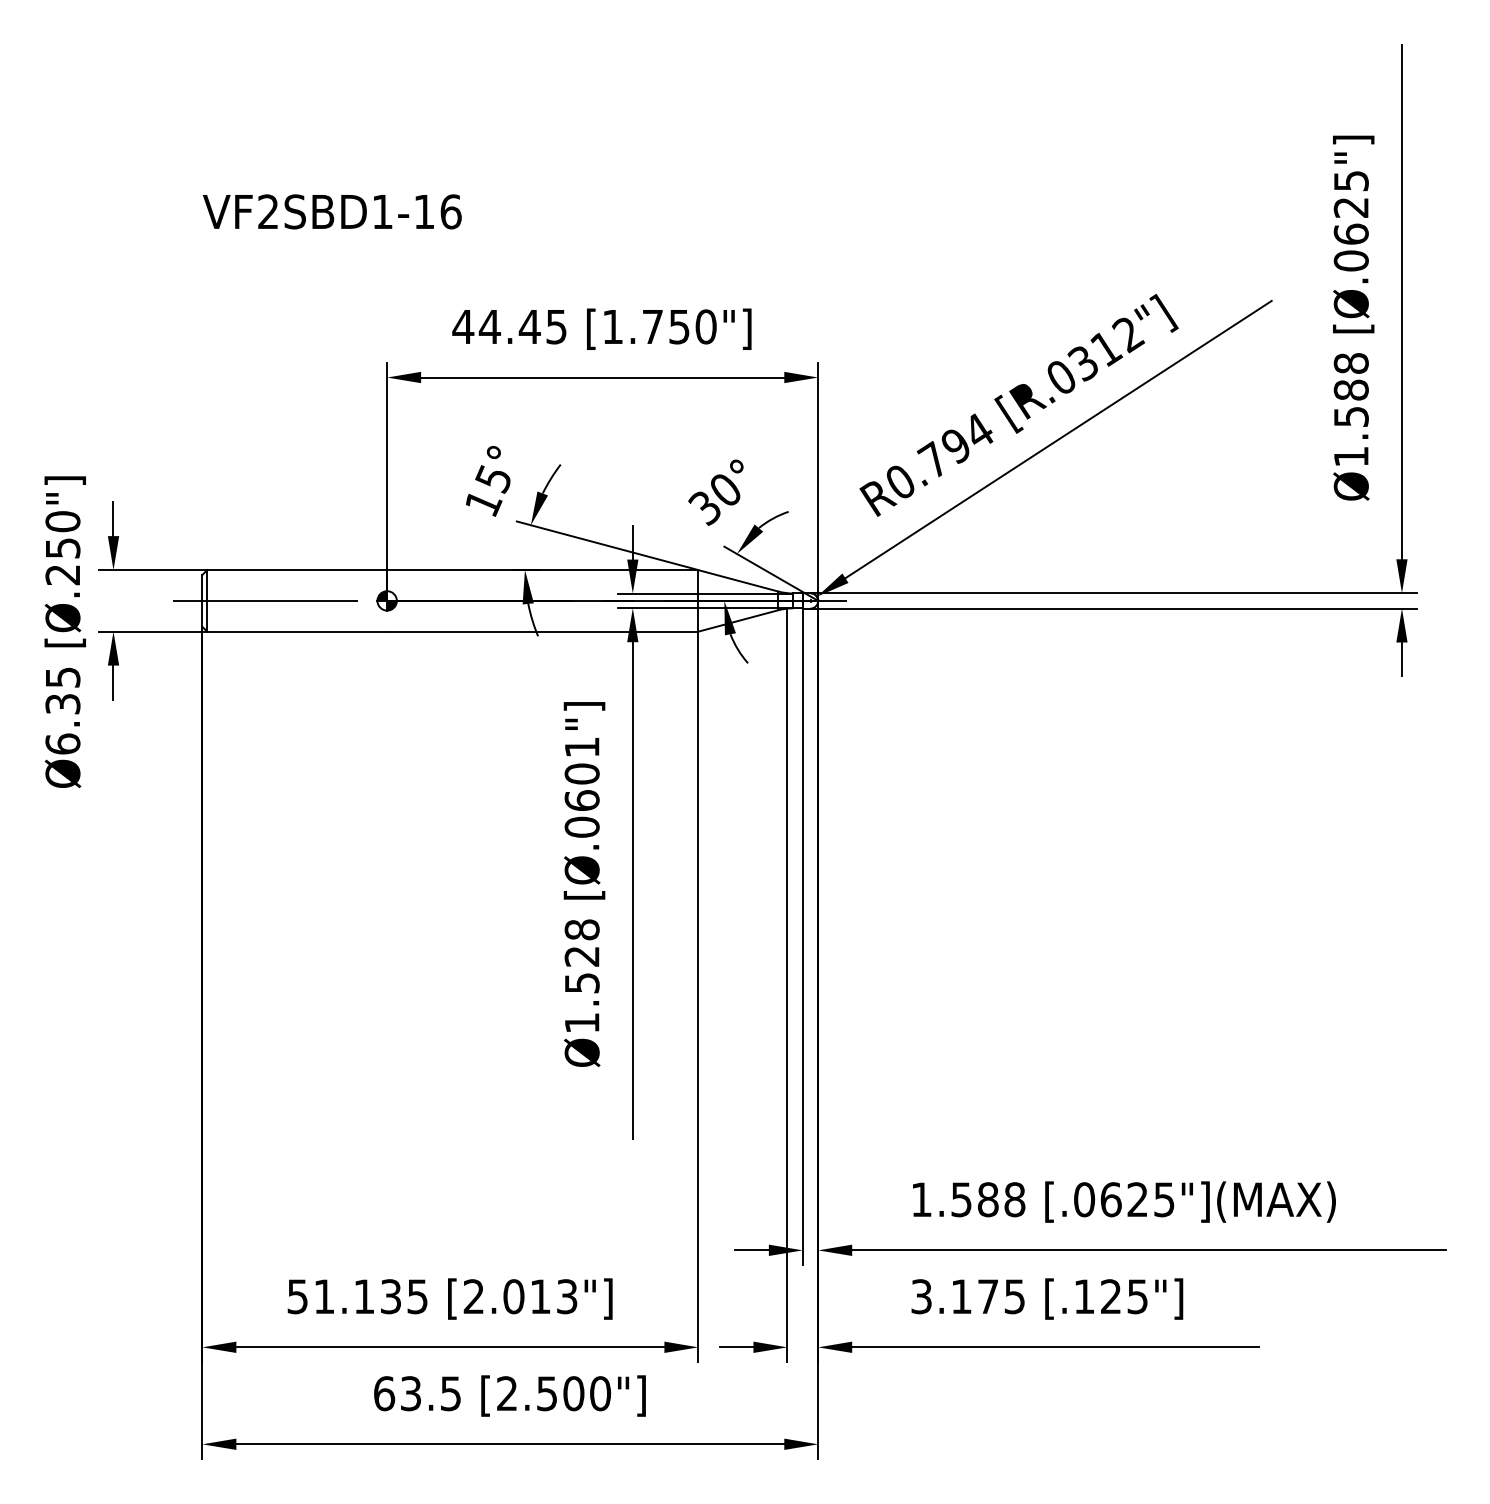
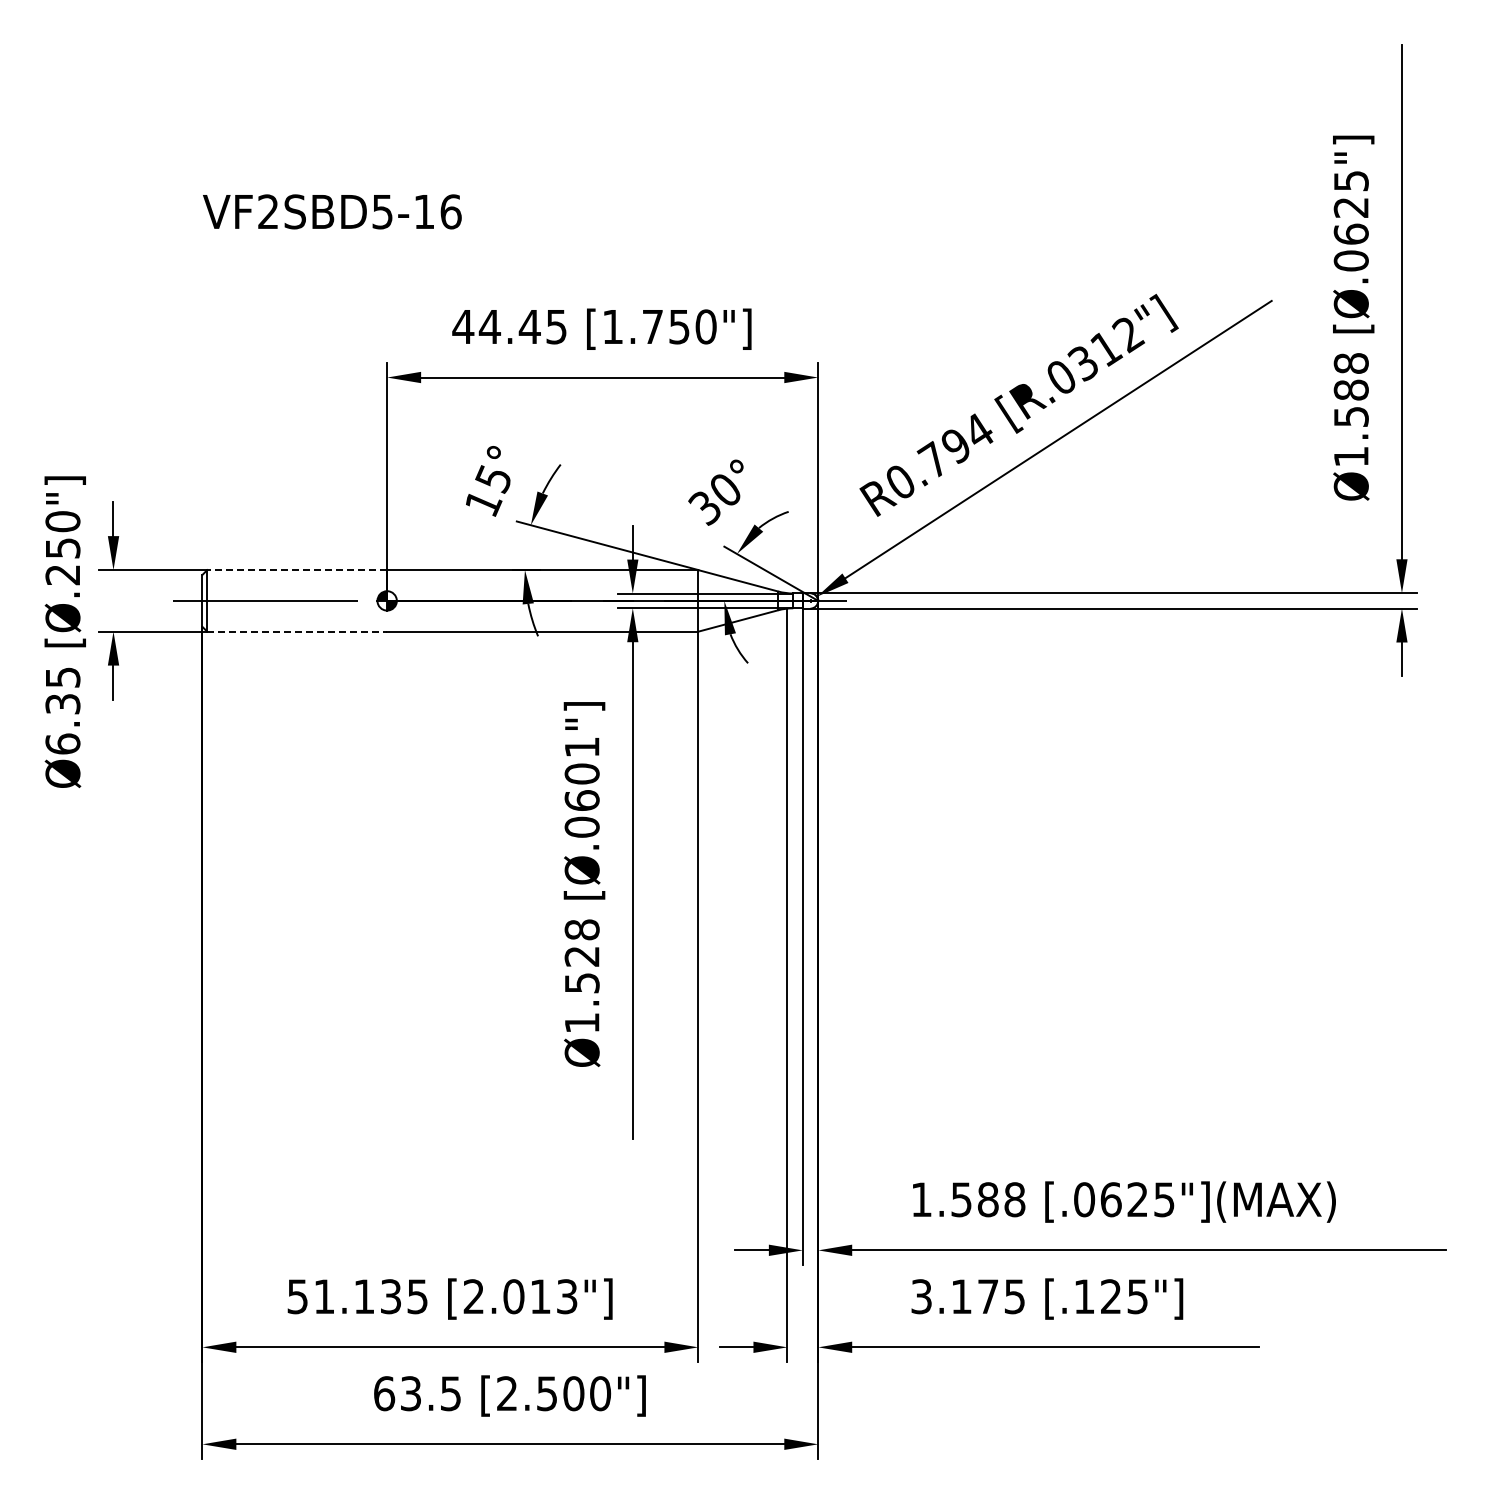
text: VF2SBD1-16 -> VF2SBD5-16 (382, 212)
line: solid -> dashed (297, 570)
line: solid -> dashed (297, 631)
